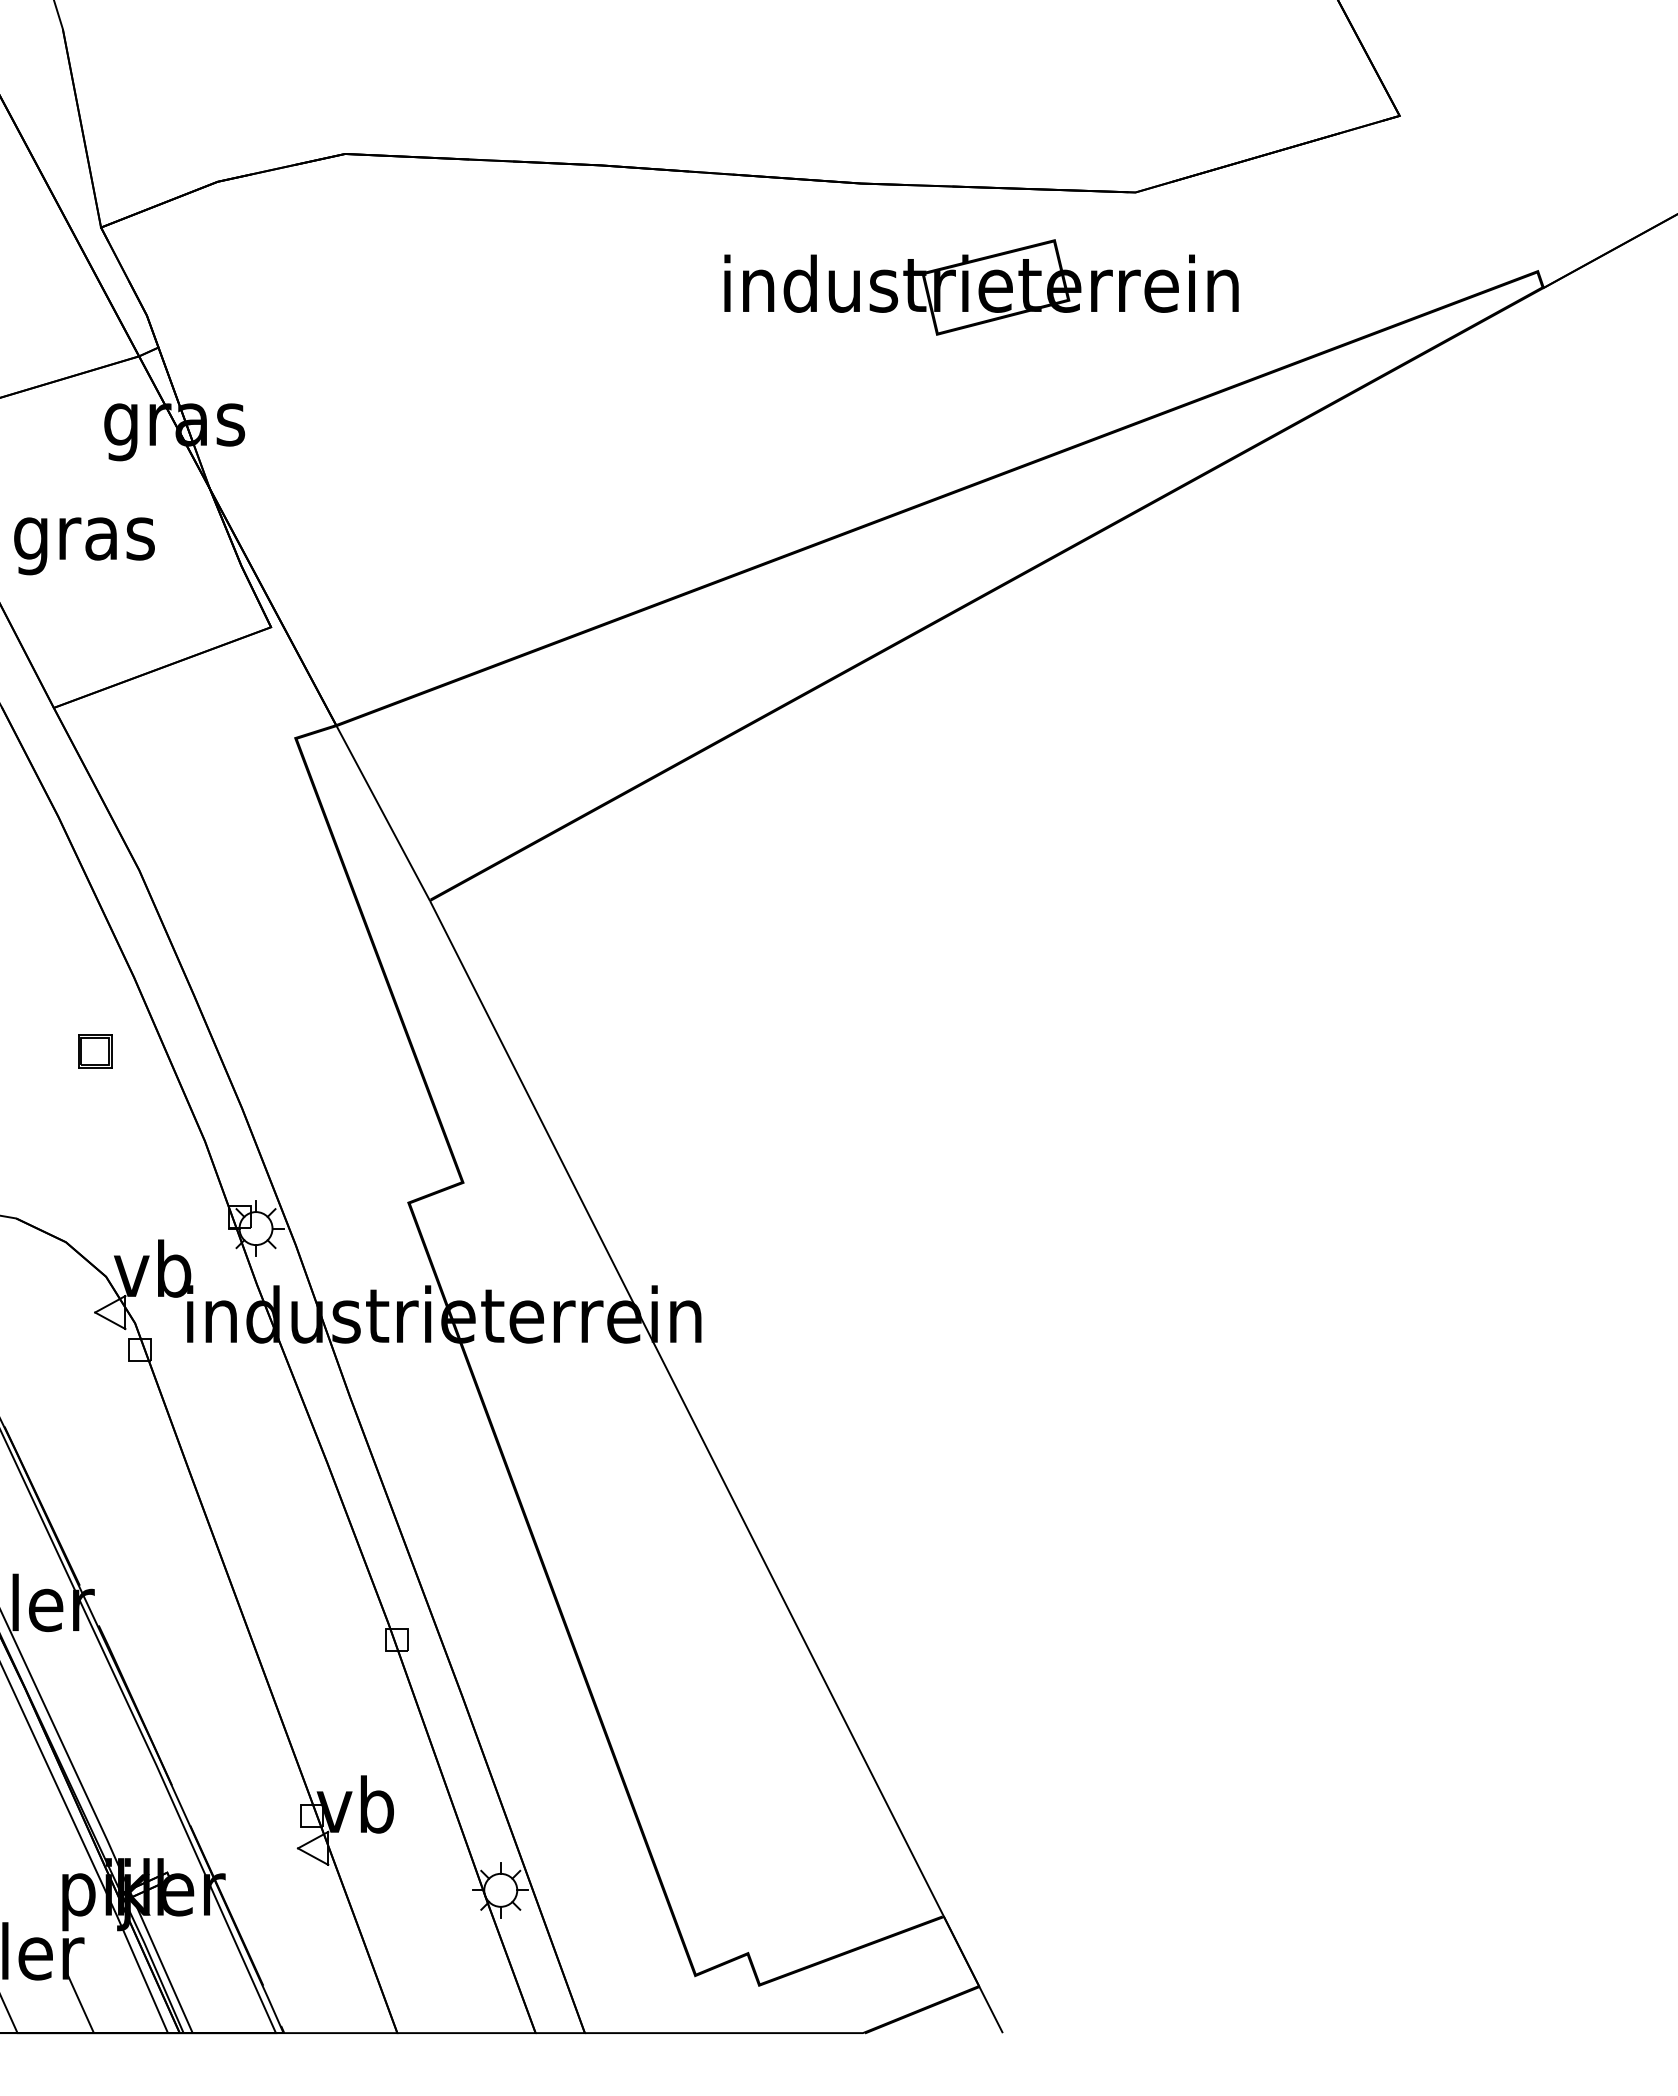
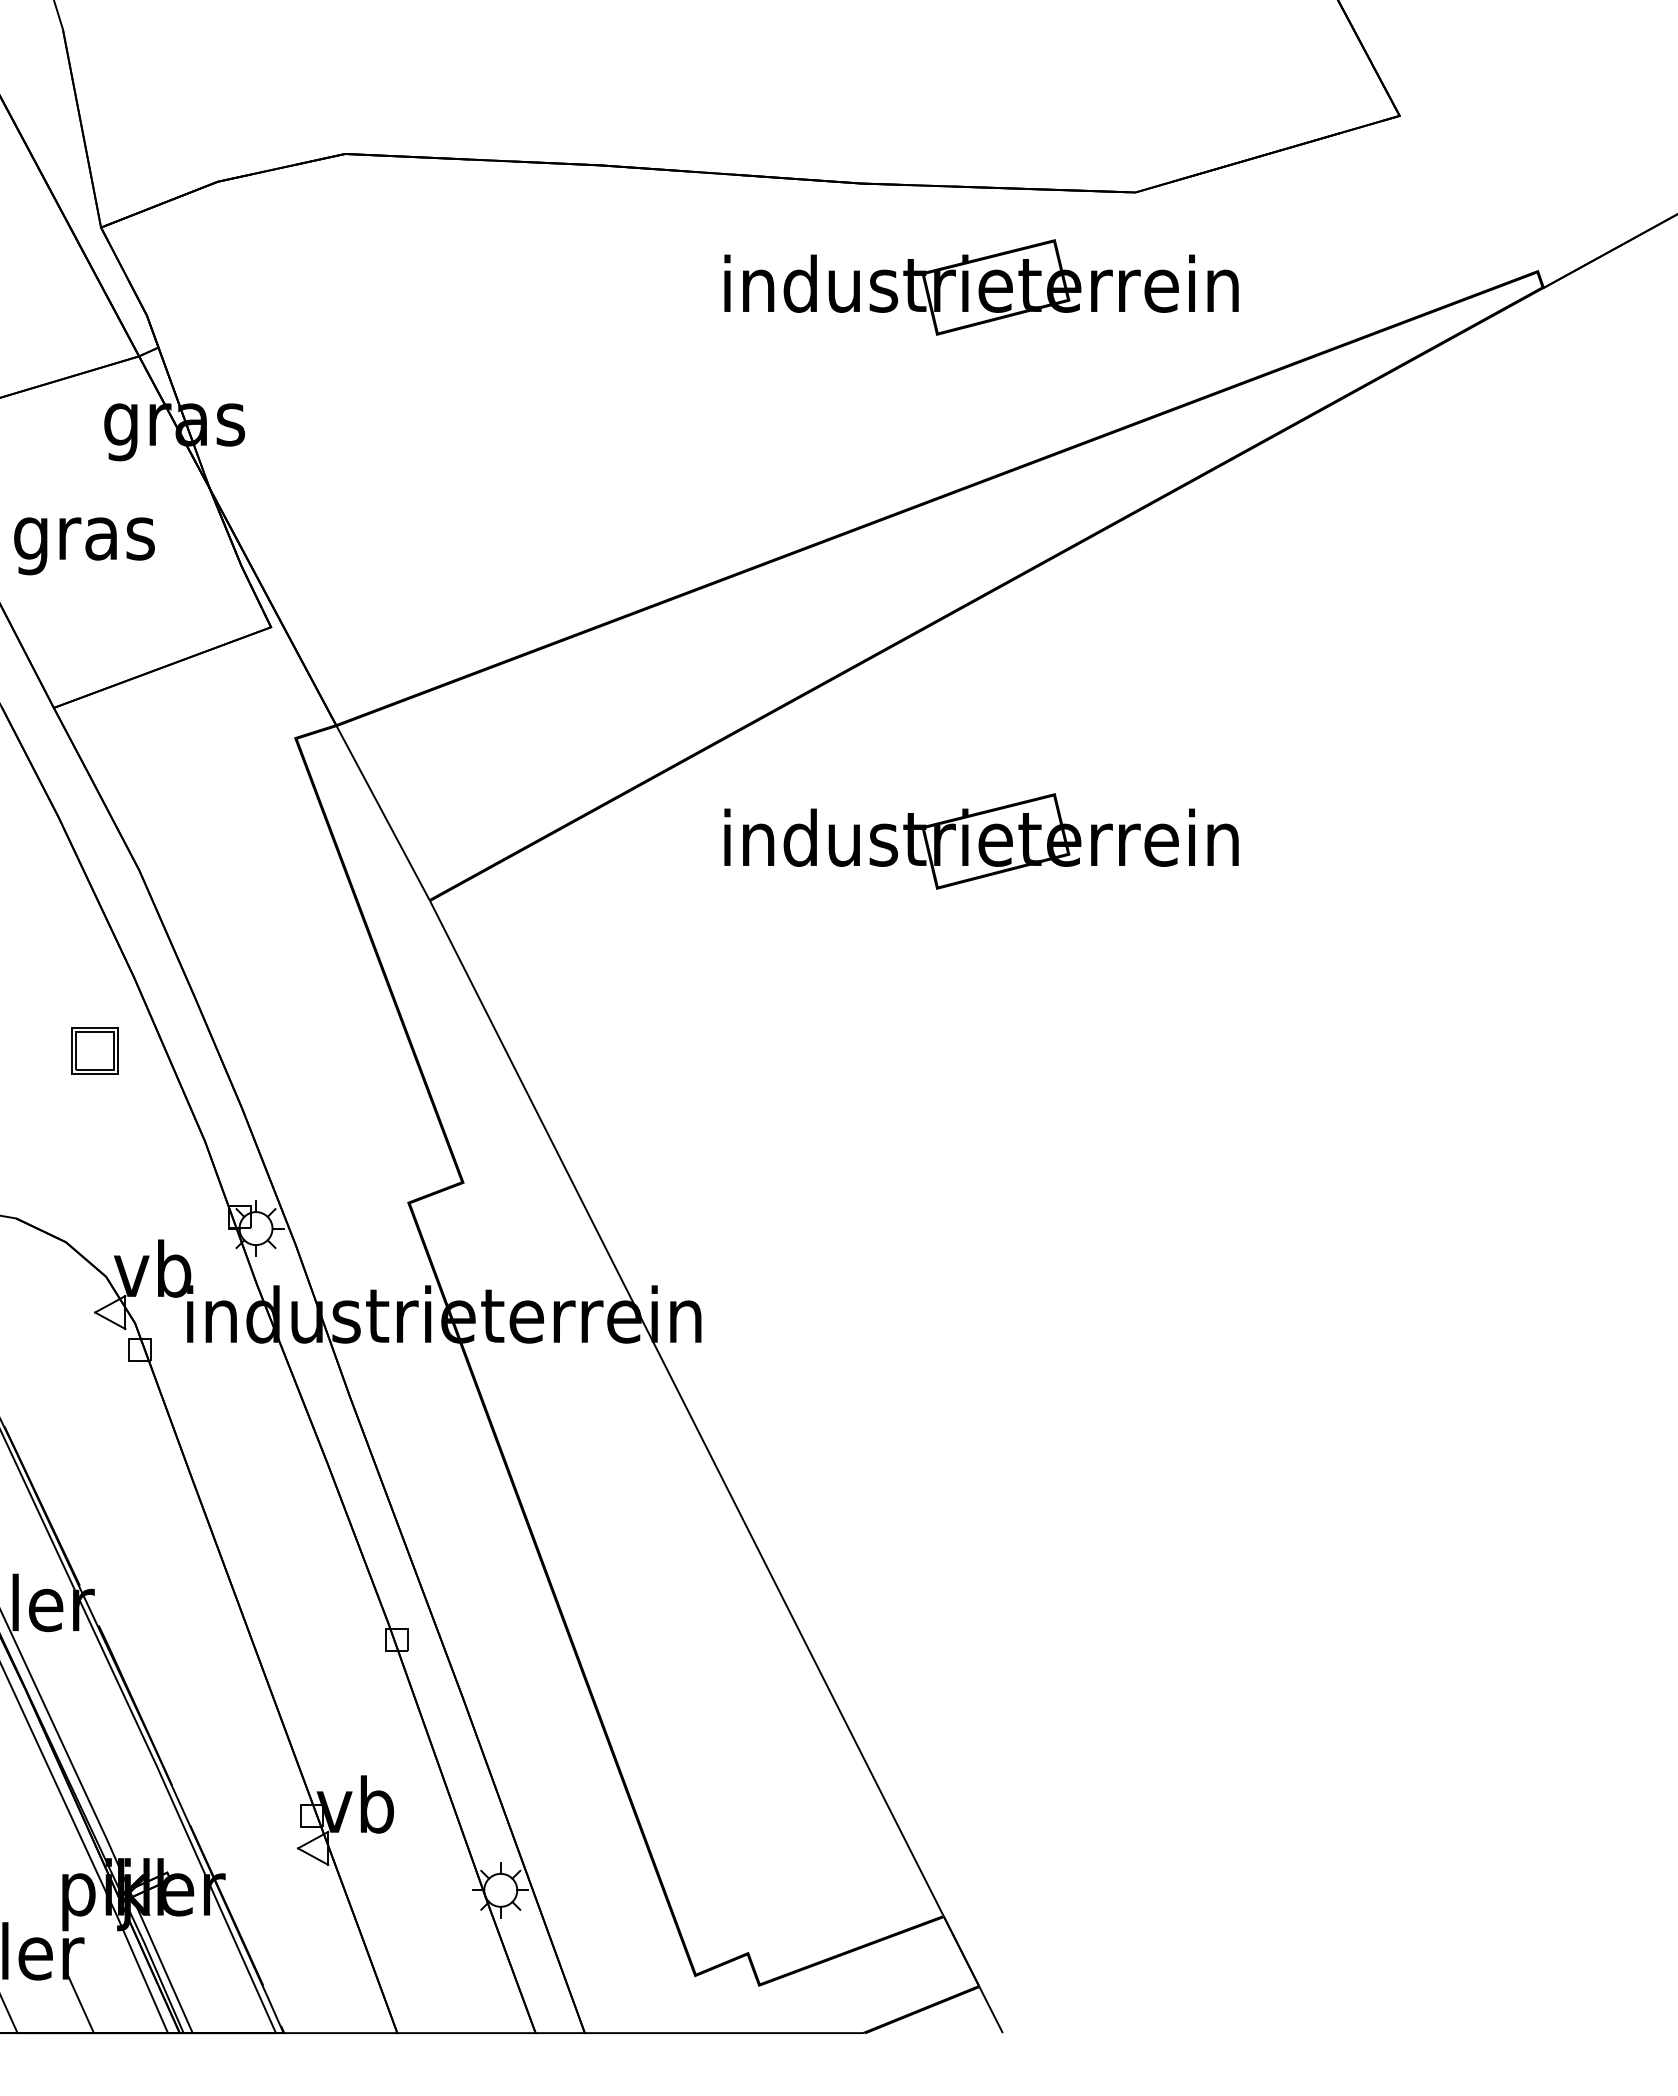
part: none -> present (981, 841)
part size: 35x35 px -> 48x48 px (94, 1050)
